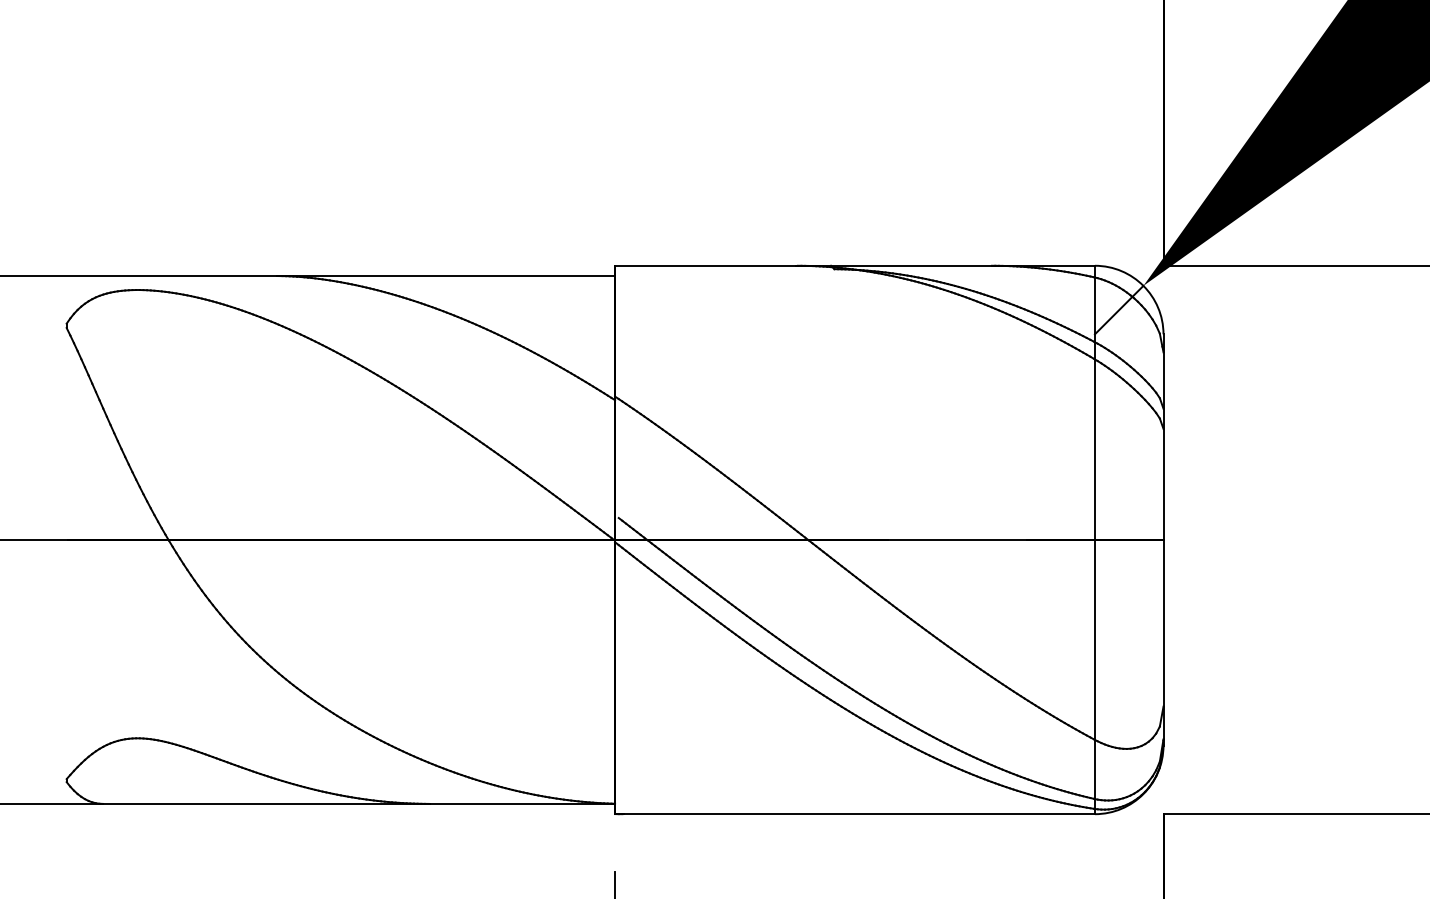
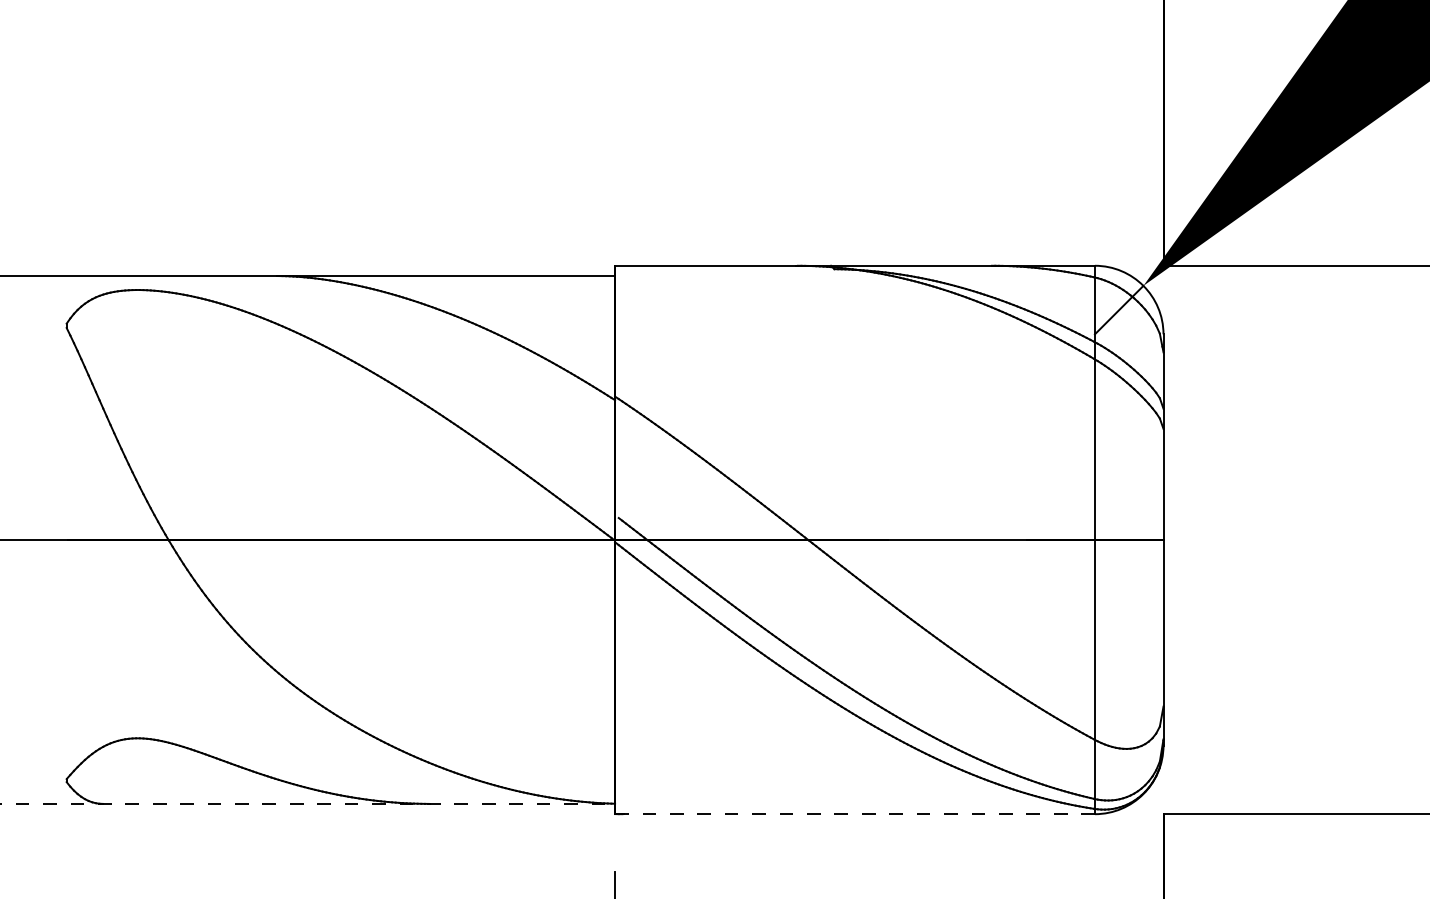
line: solid -> dashed (308, 803)
line: solid -> dashed (855, 814)
